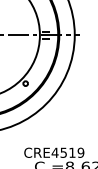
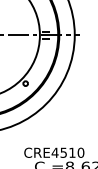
text: CRE4519 -> CRE4510 (80, 152)
